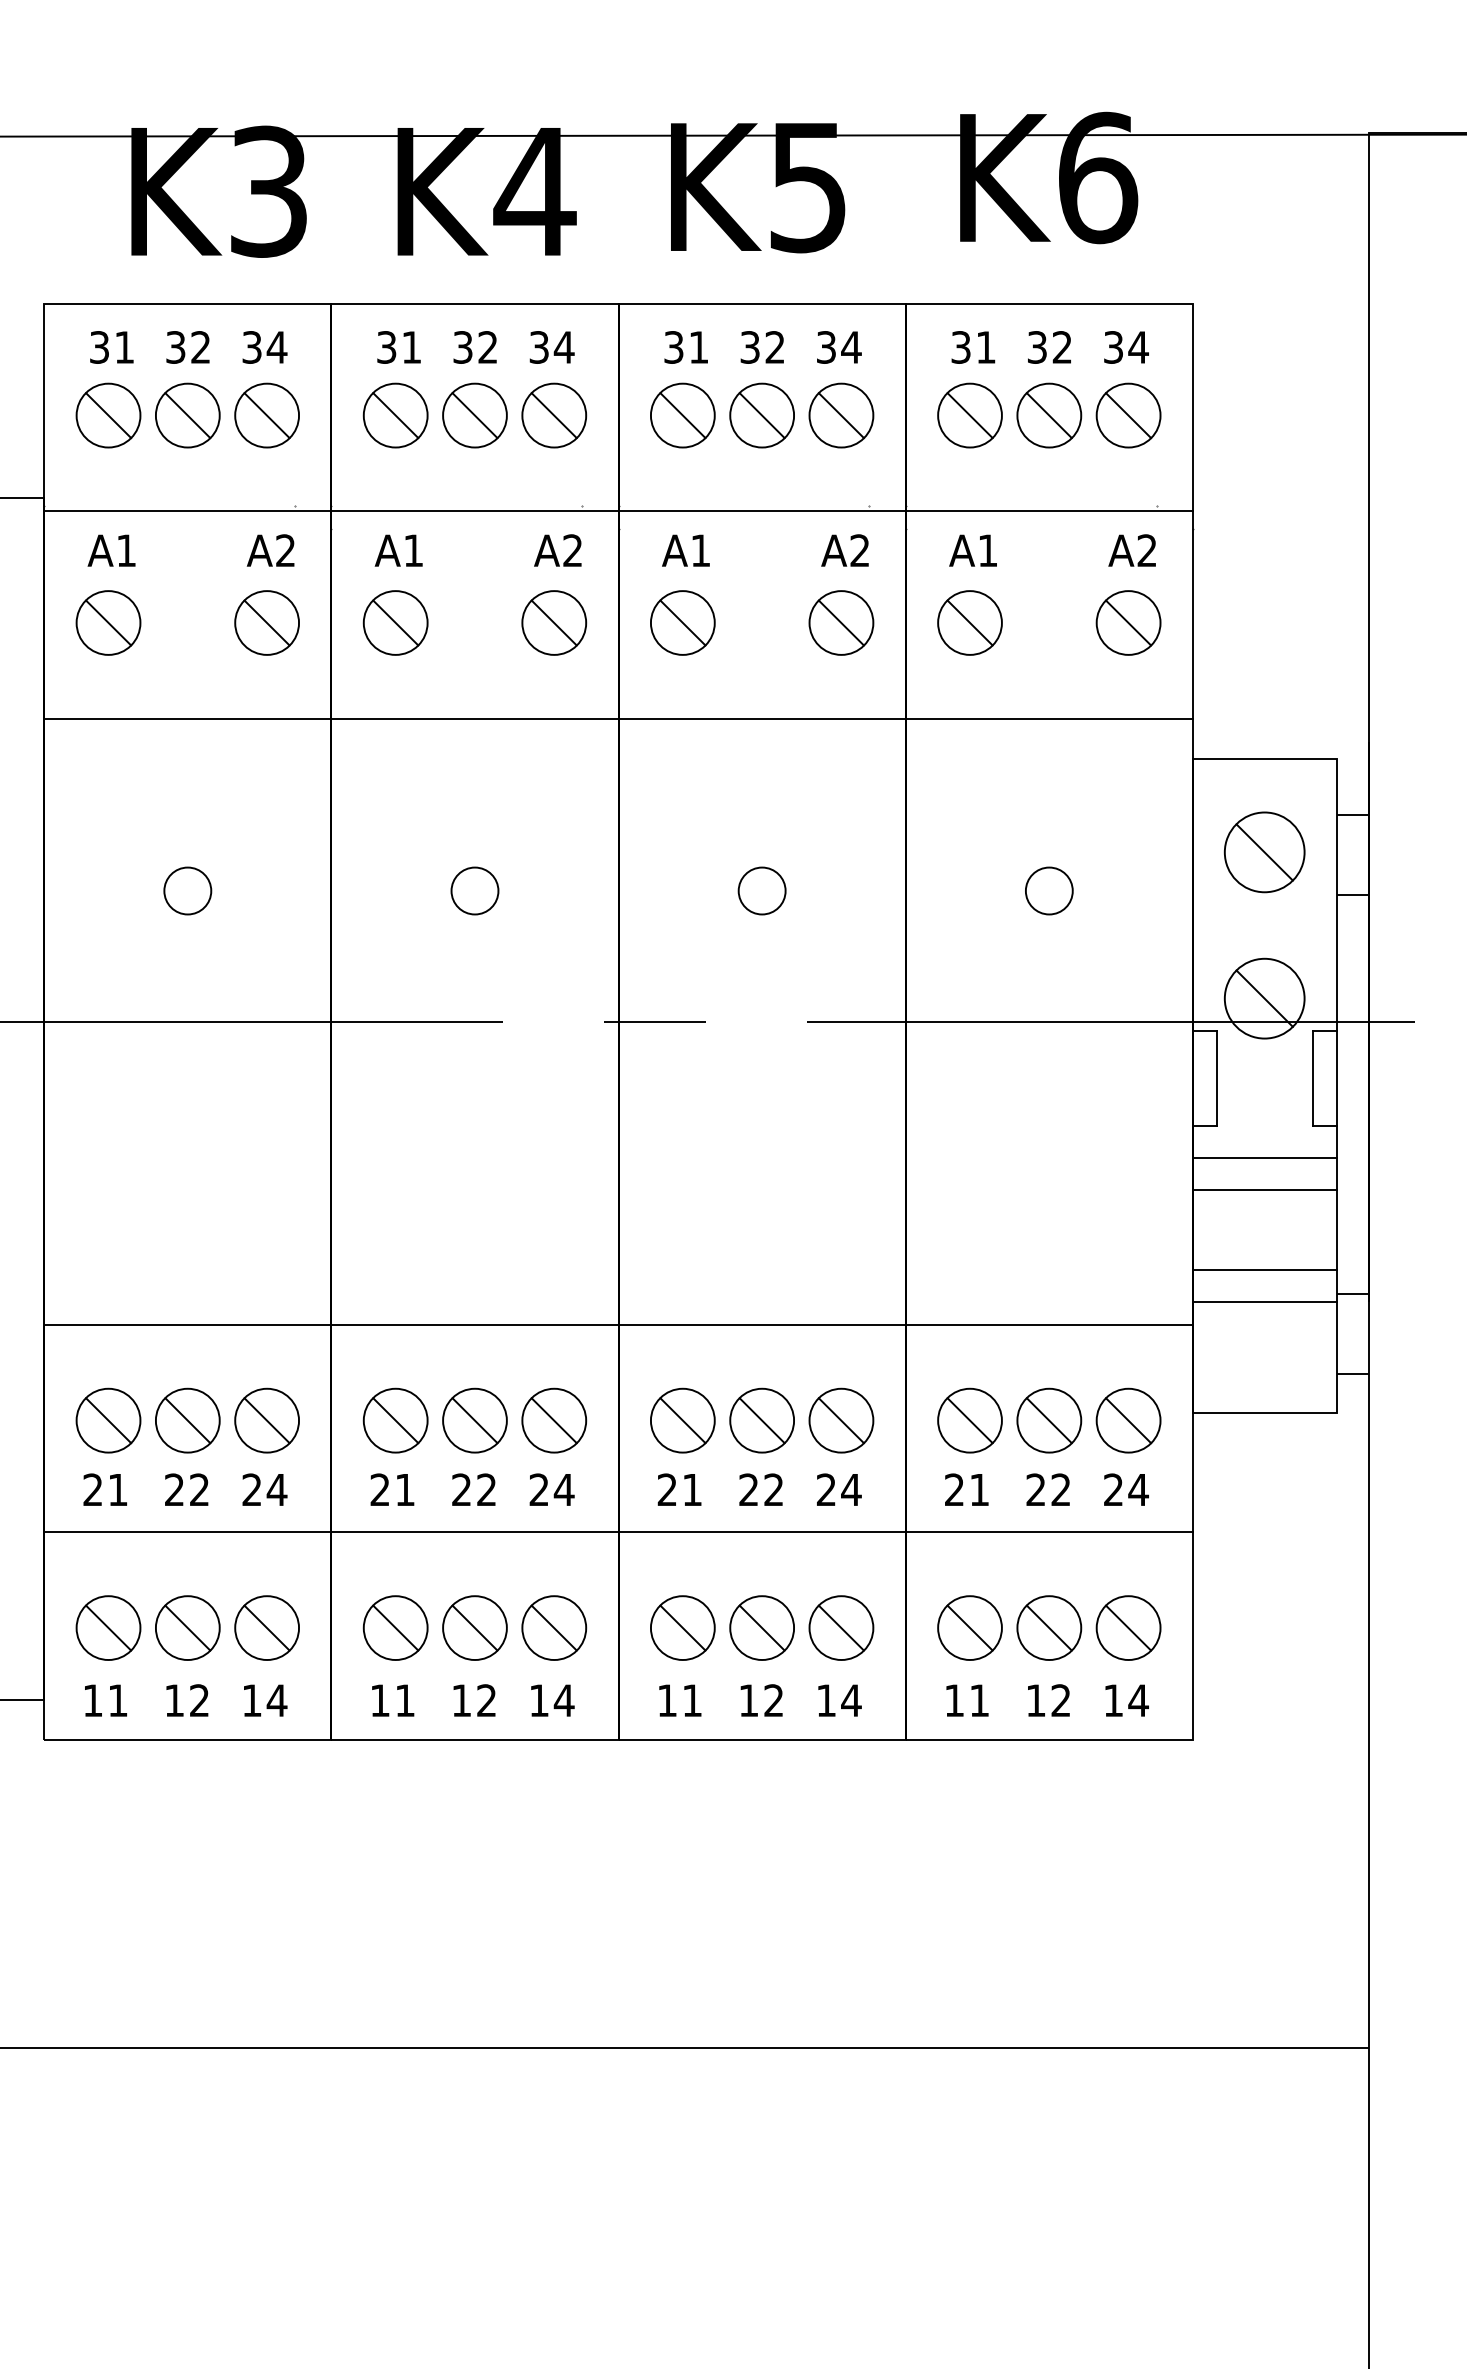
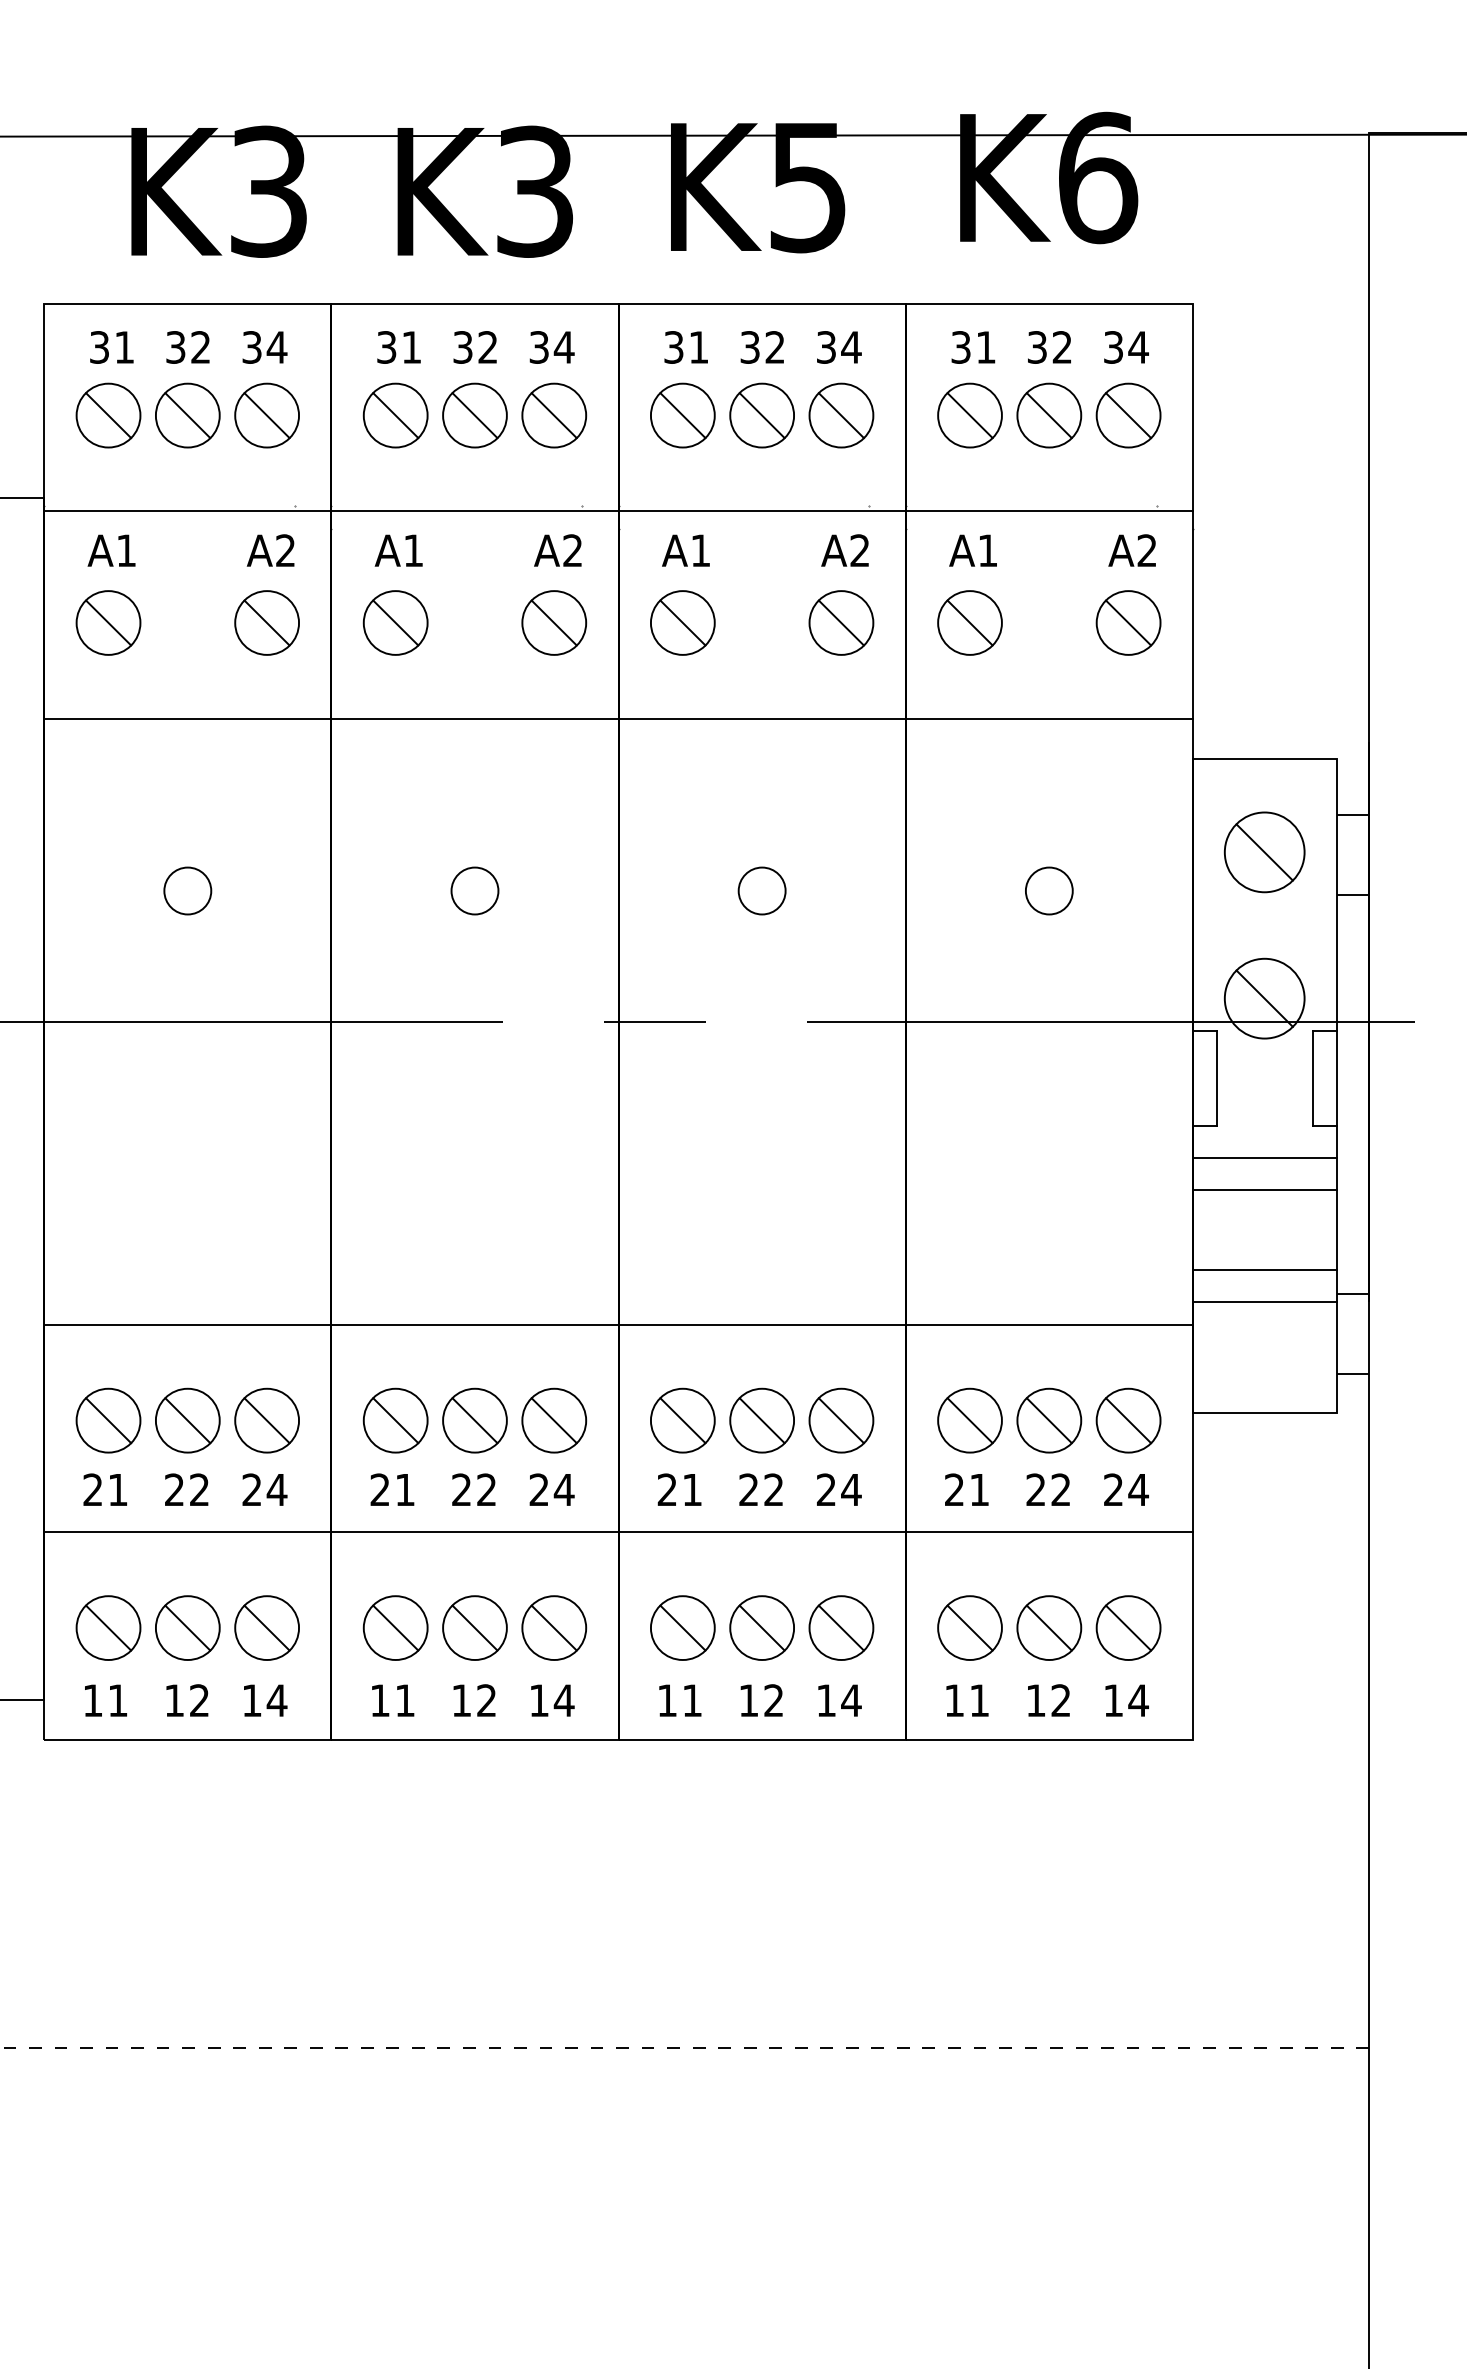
text: K4 -> K3 (534, 191)
line: solid -> dashed (684, 2048)
